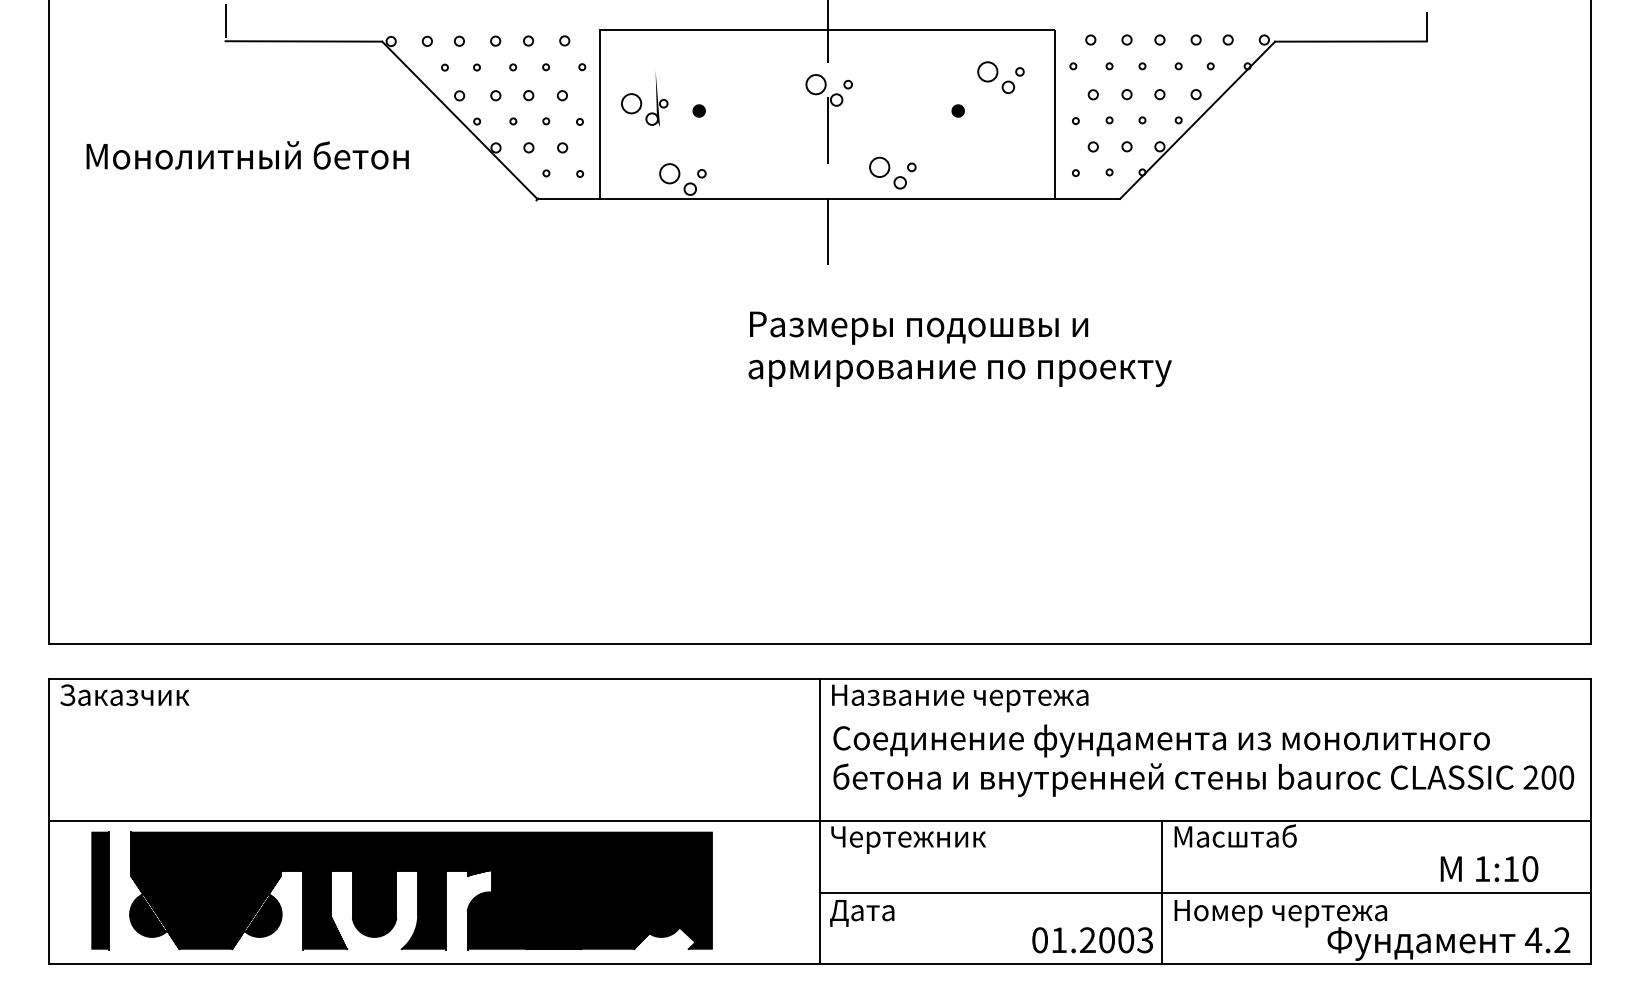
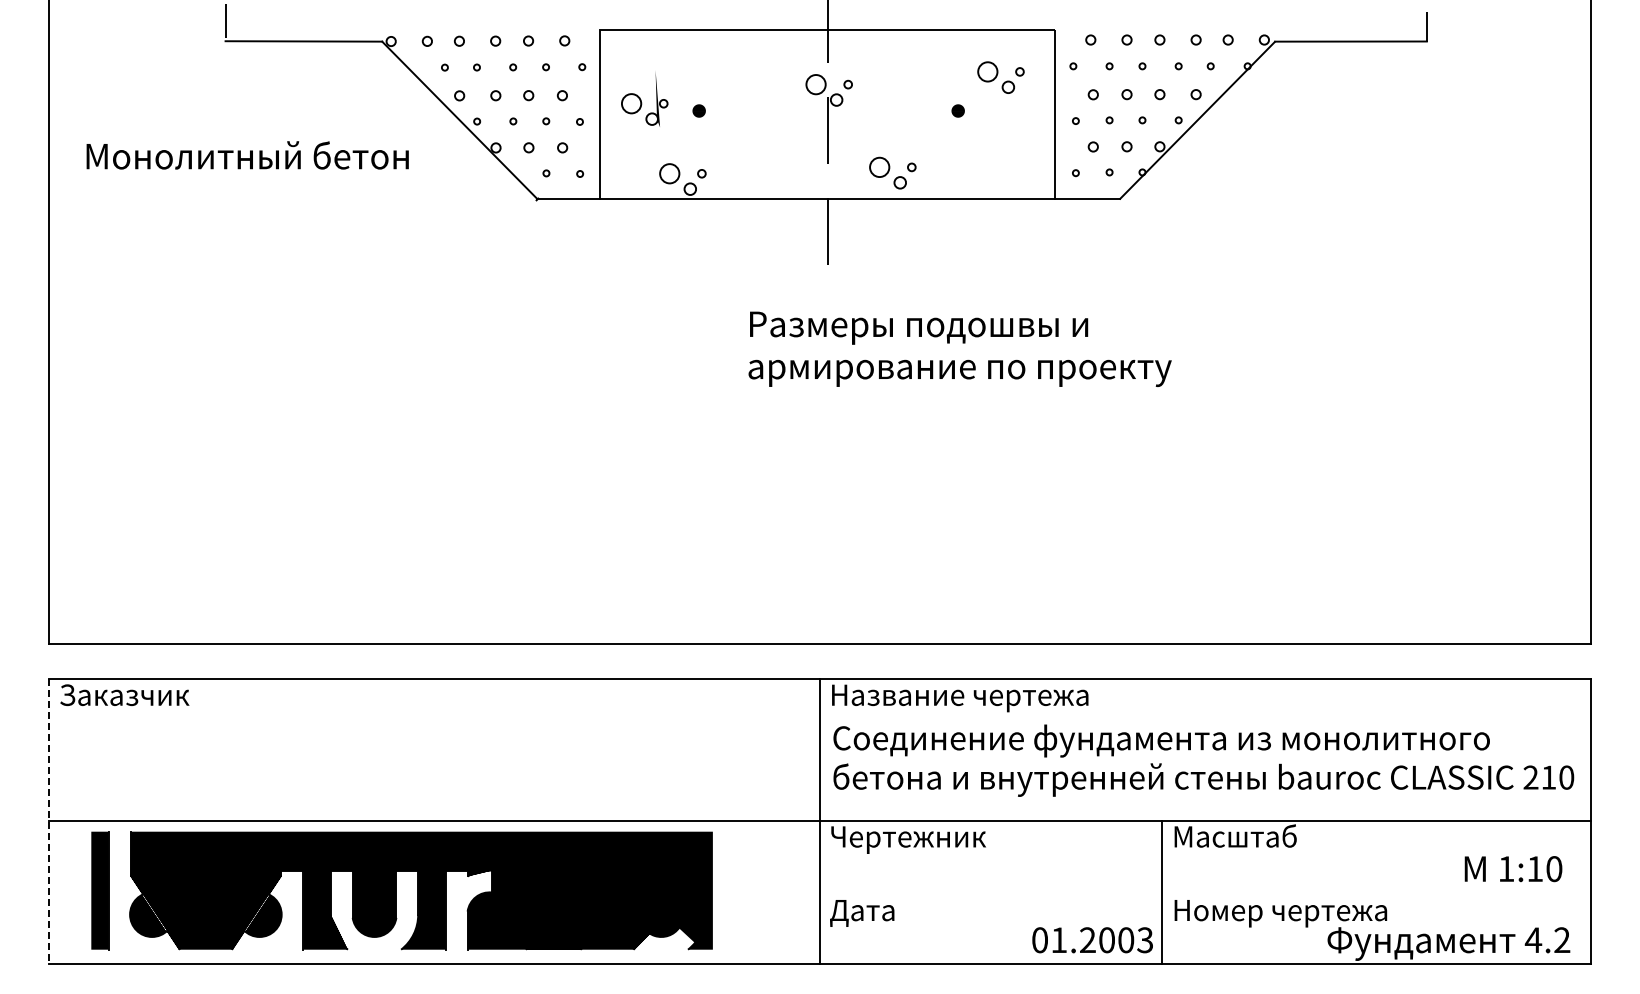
text: 200 -> 210 (1548, 777)
line: solid -> dashed (49, 821)
text position: (1489, 869) -> (1513, 869) (1513, 869)
line: present -> none (1204, 892)
